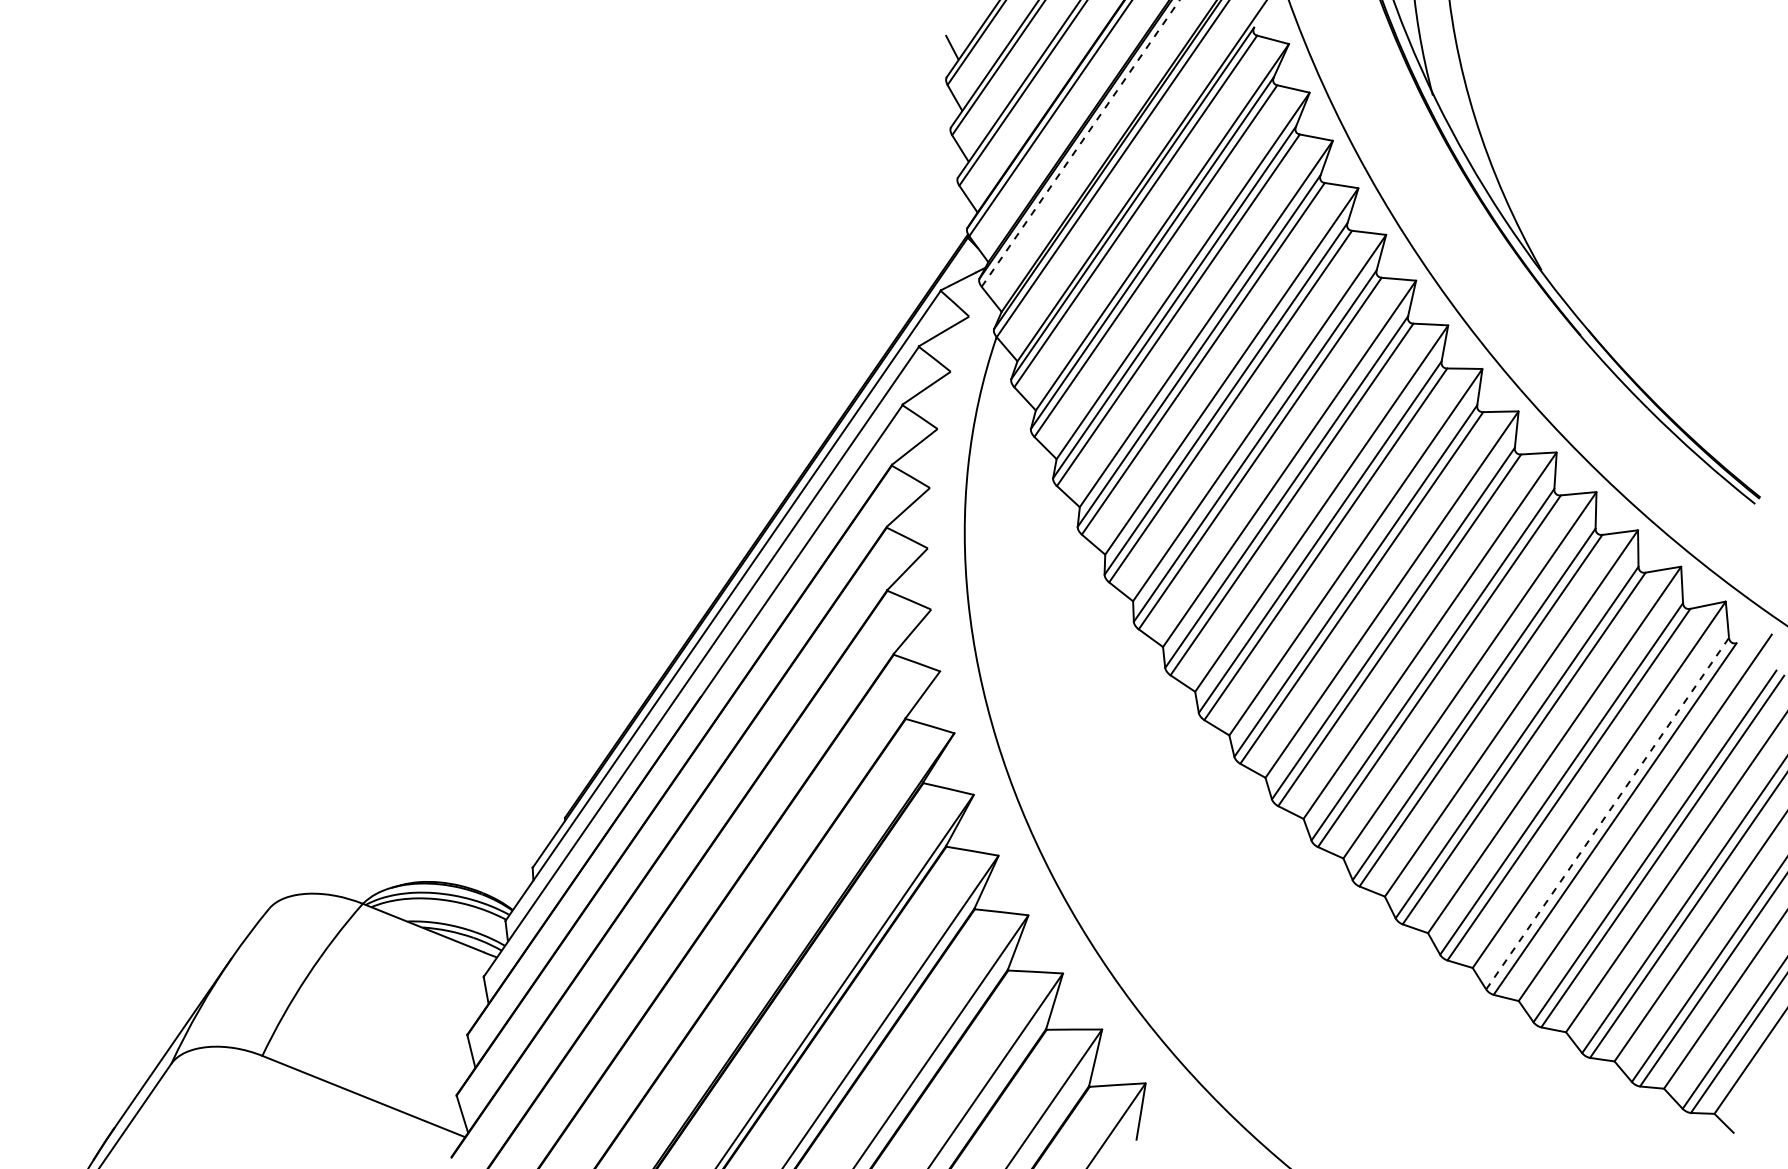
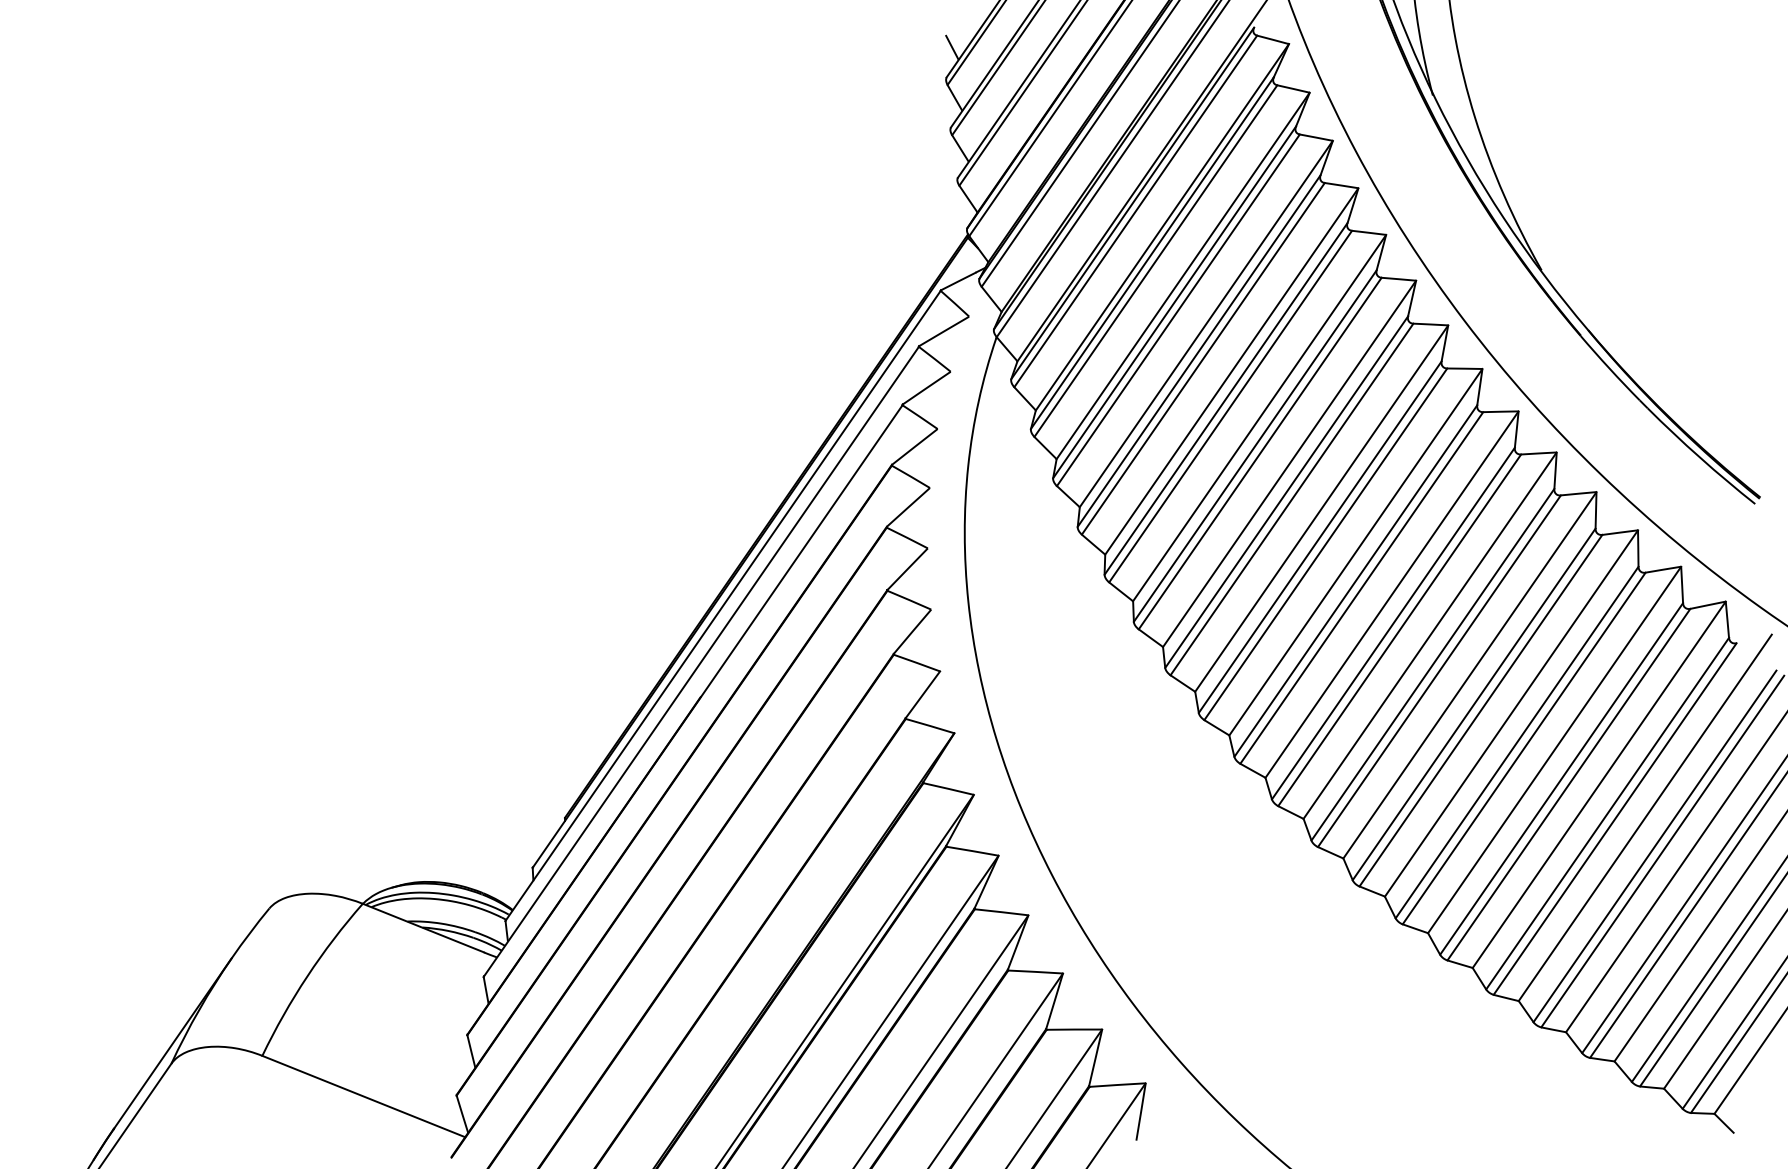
line: dashed -> solid (1081, 143)
line: dashed -> solid (1607, 813)
